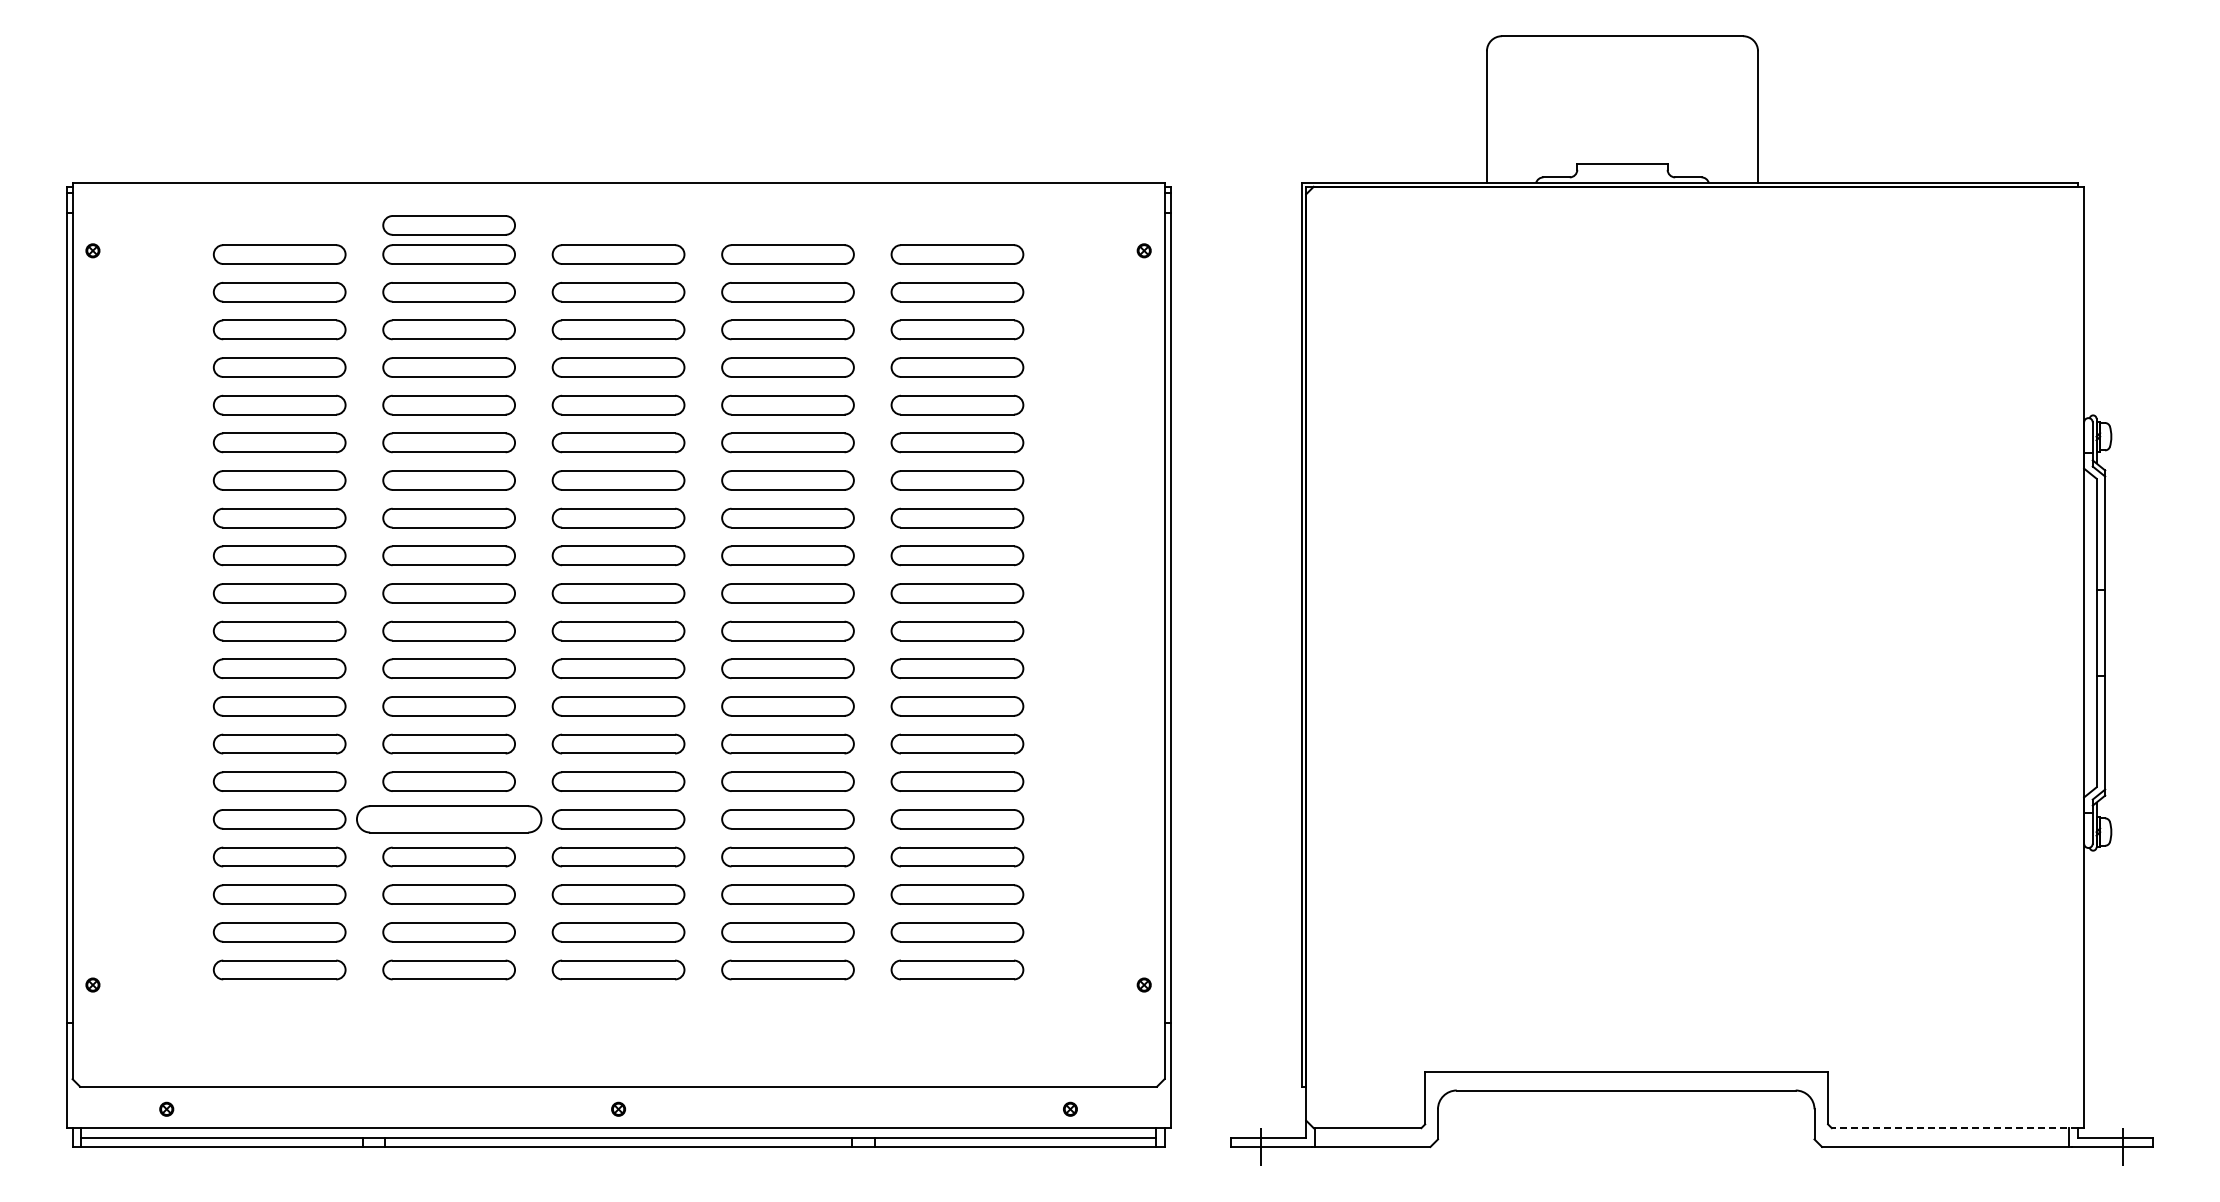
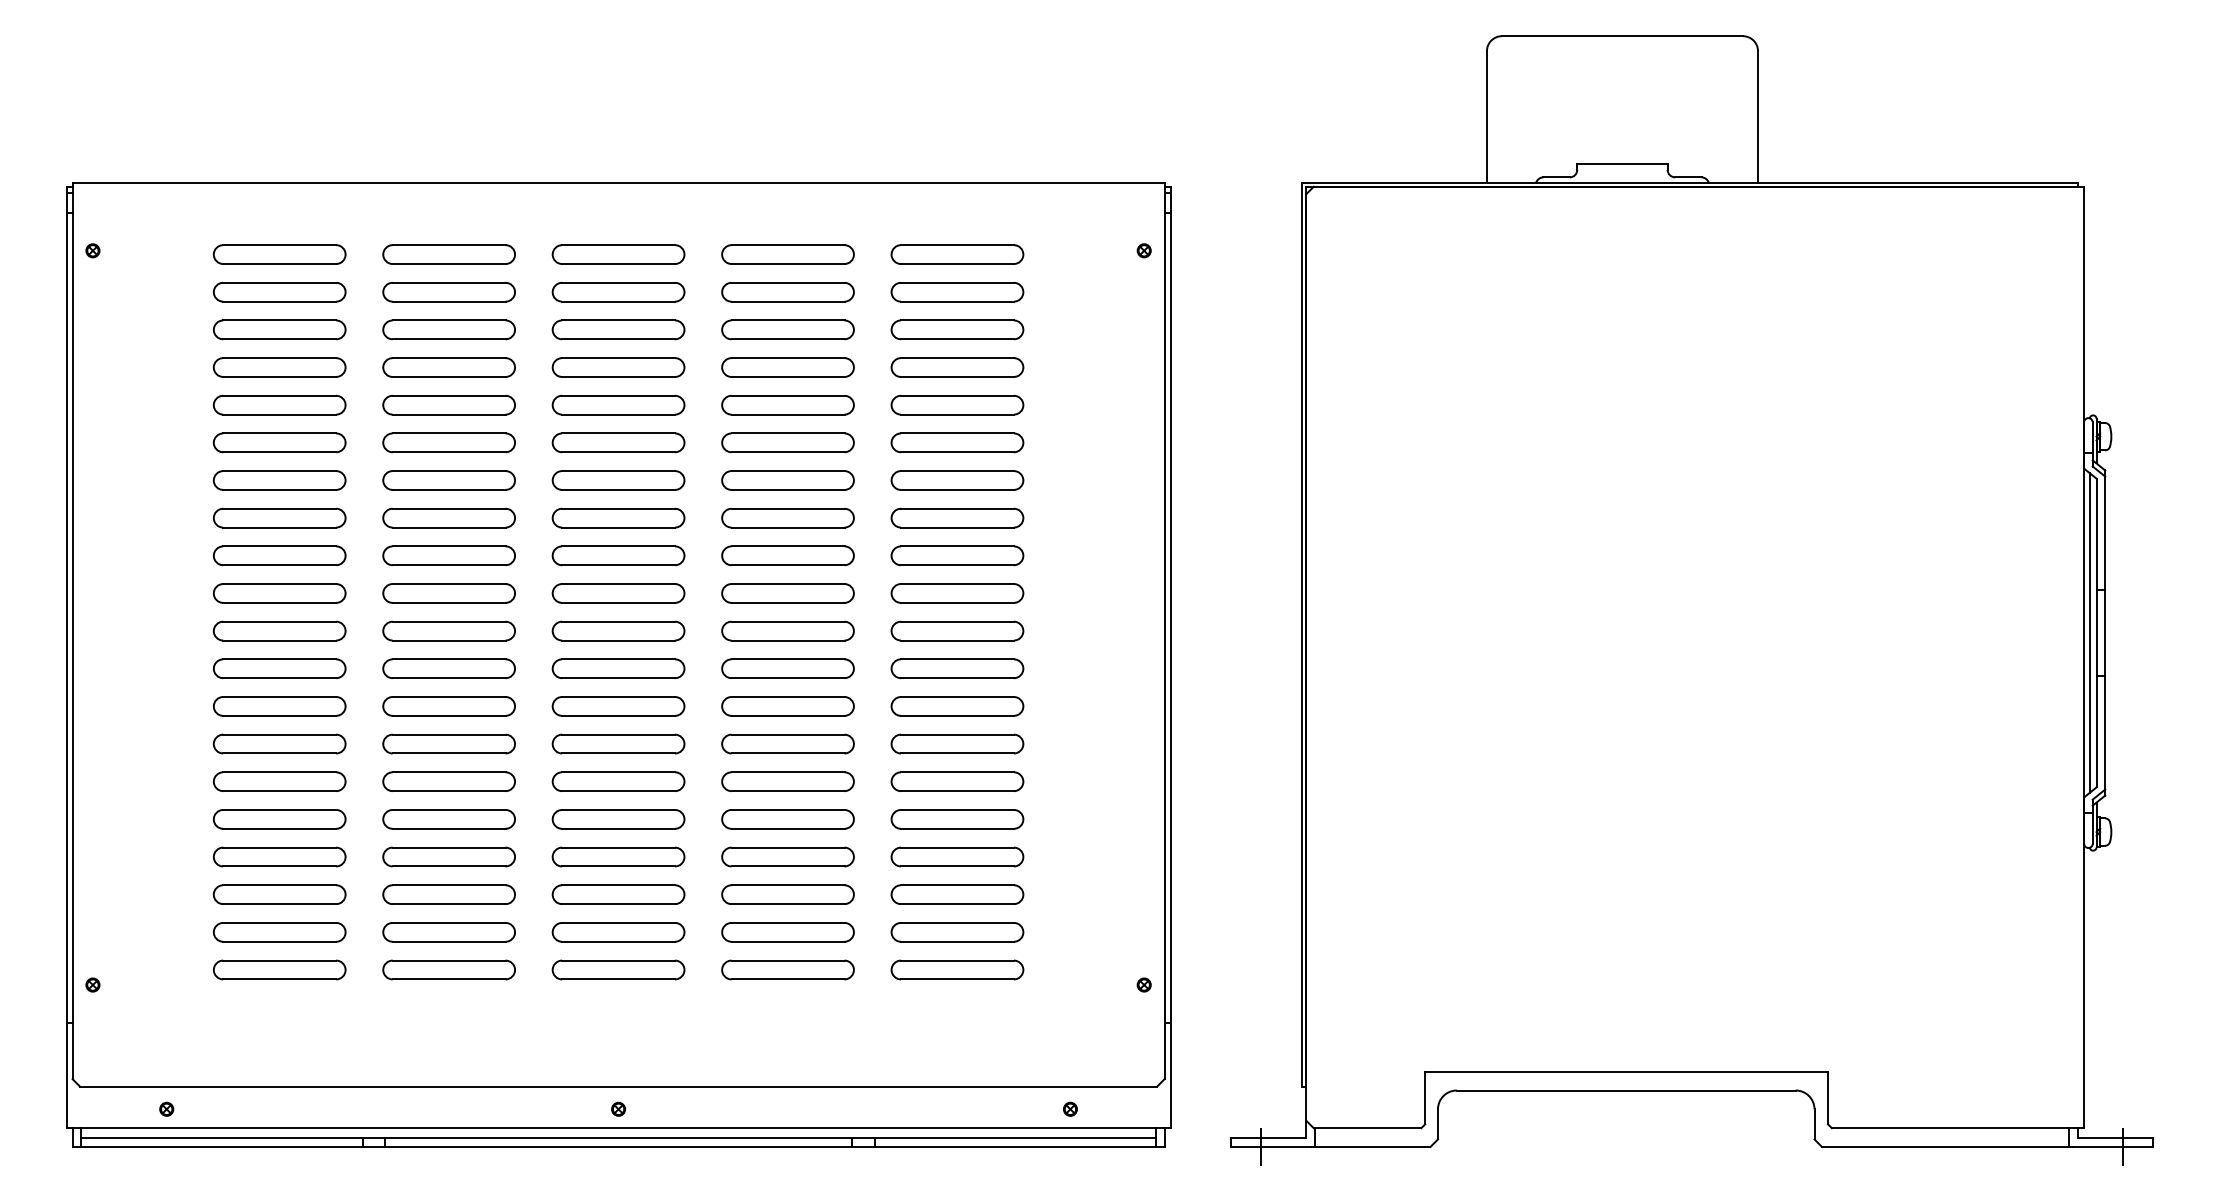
part: present -> none (448, 225)
line: none -> present (2089, 632)
part size: 187x29 px -> 134x21 px (448, 819)
line: dashed -> solid (1954, 1128)
